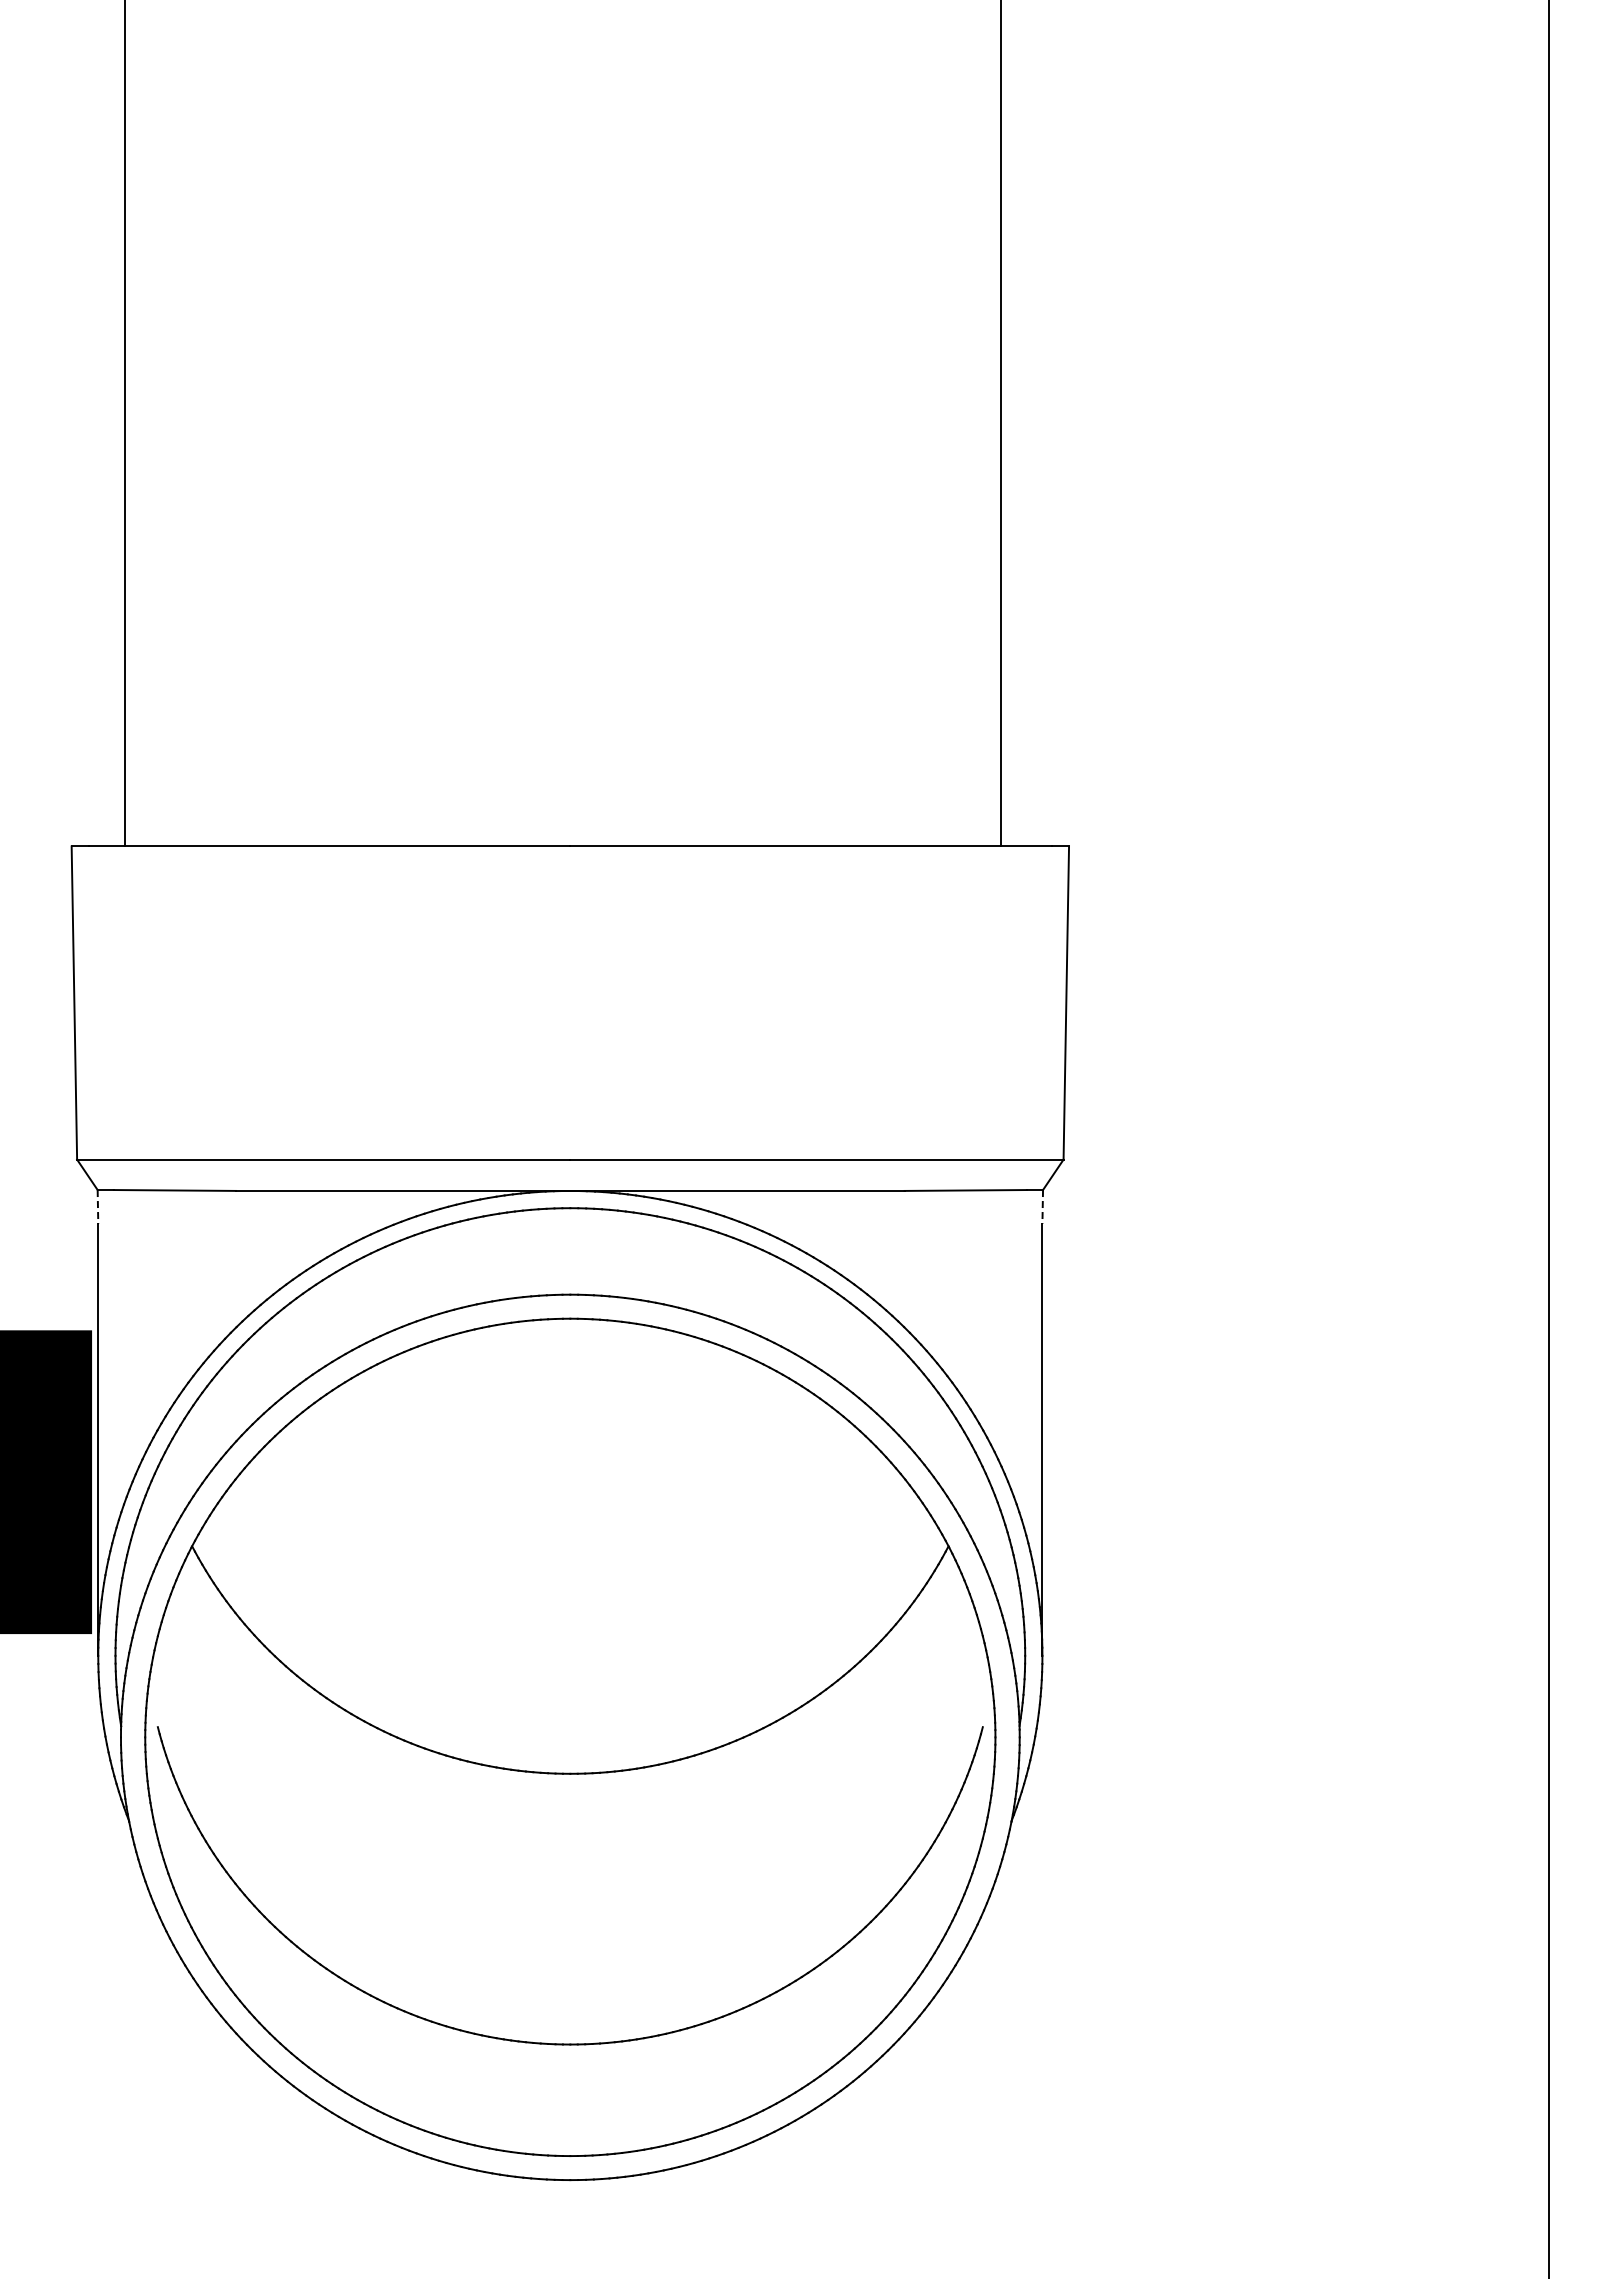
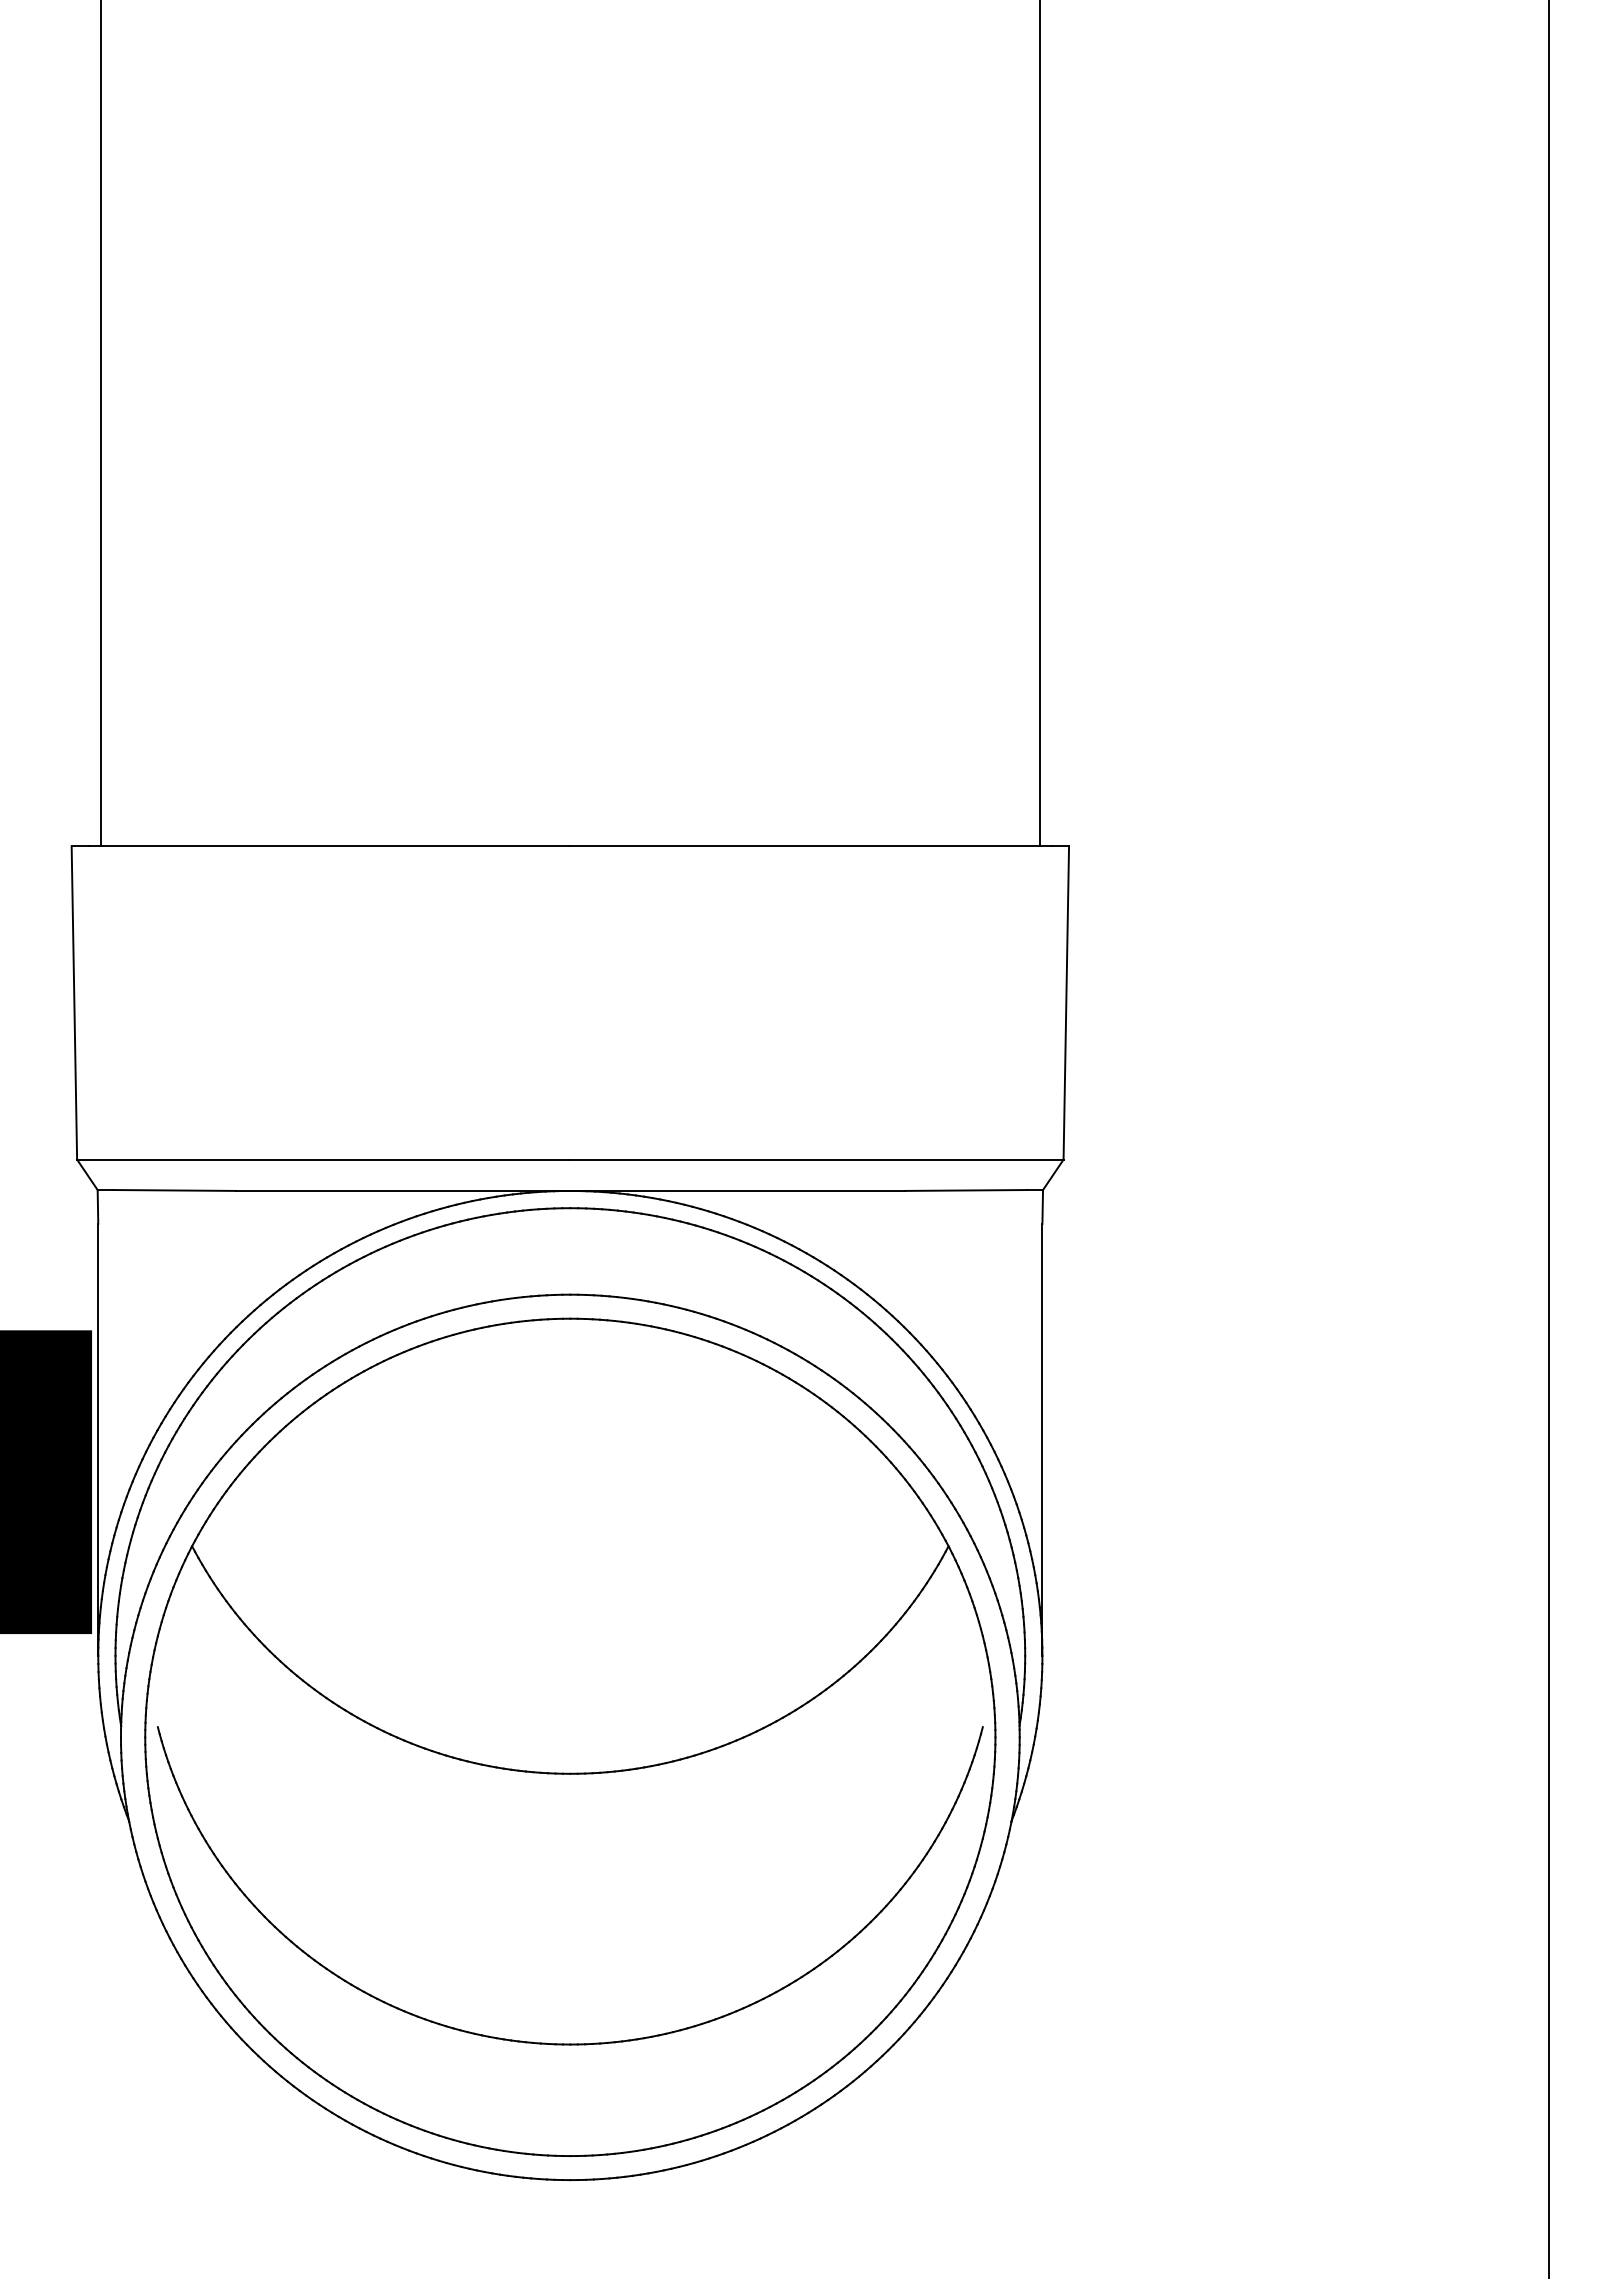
line position: (124, 424) -> (100, 424) (100, 424)
line position: (1001, 424) -> (1040, 424) (1040, 424)
line: dashed -> solid (97, 1206)
line: dashed -> solid (1042, 1206)
